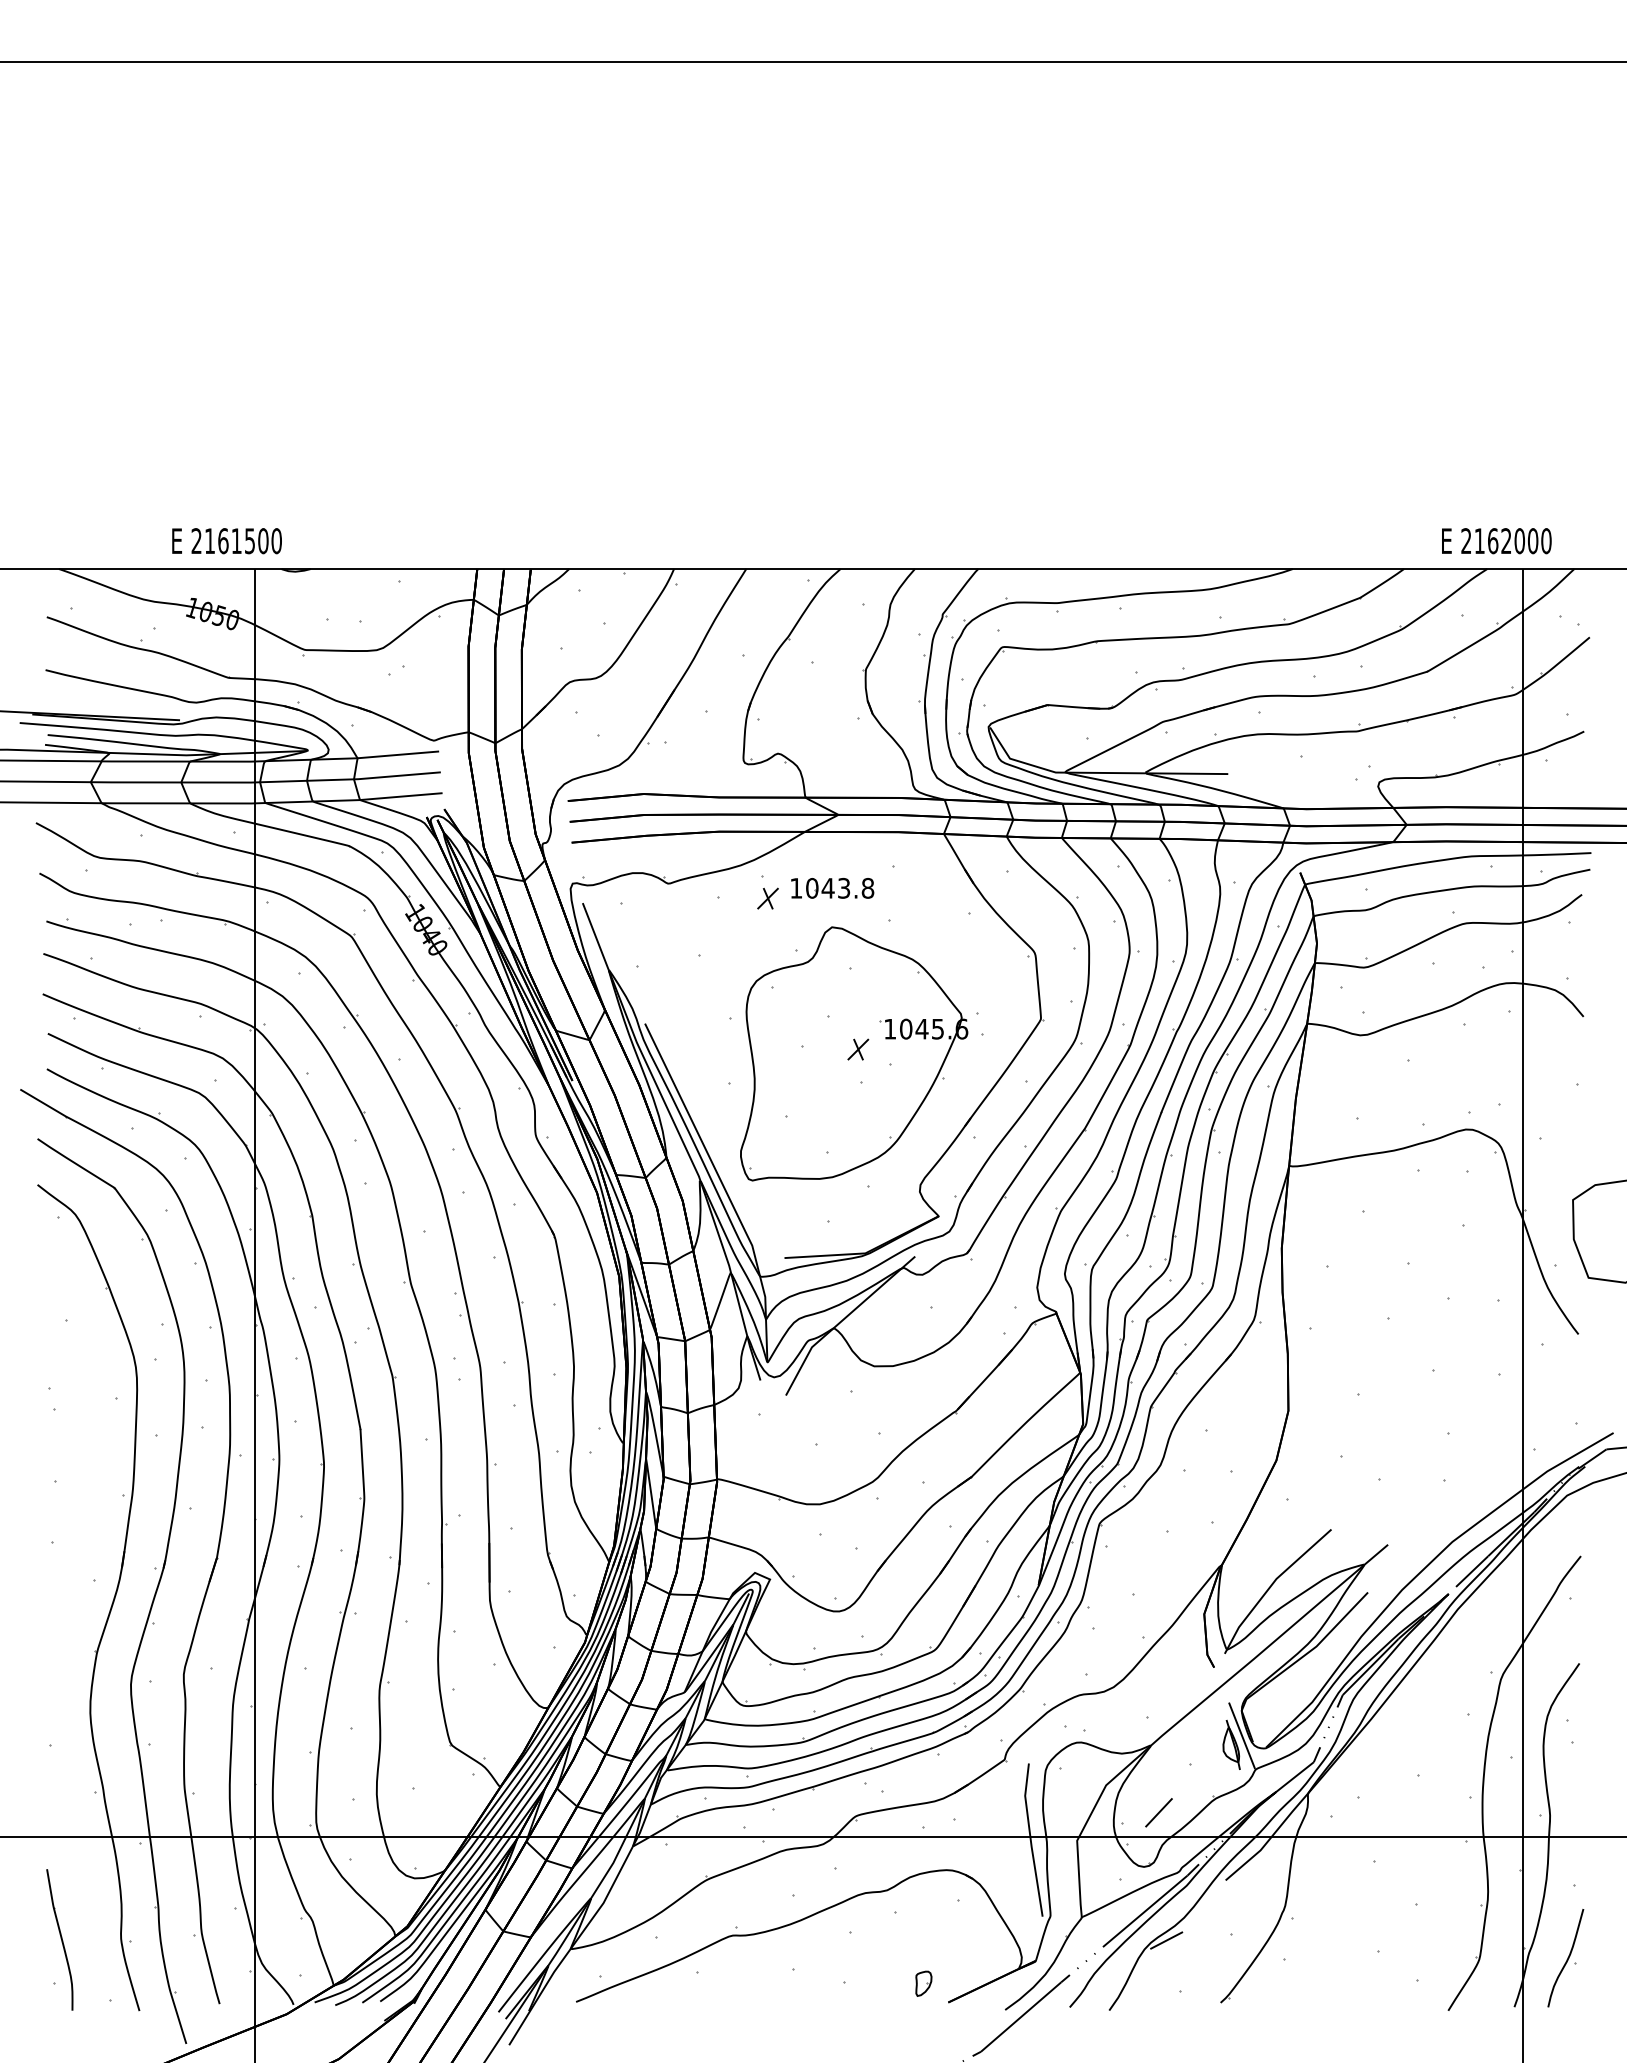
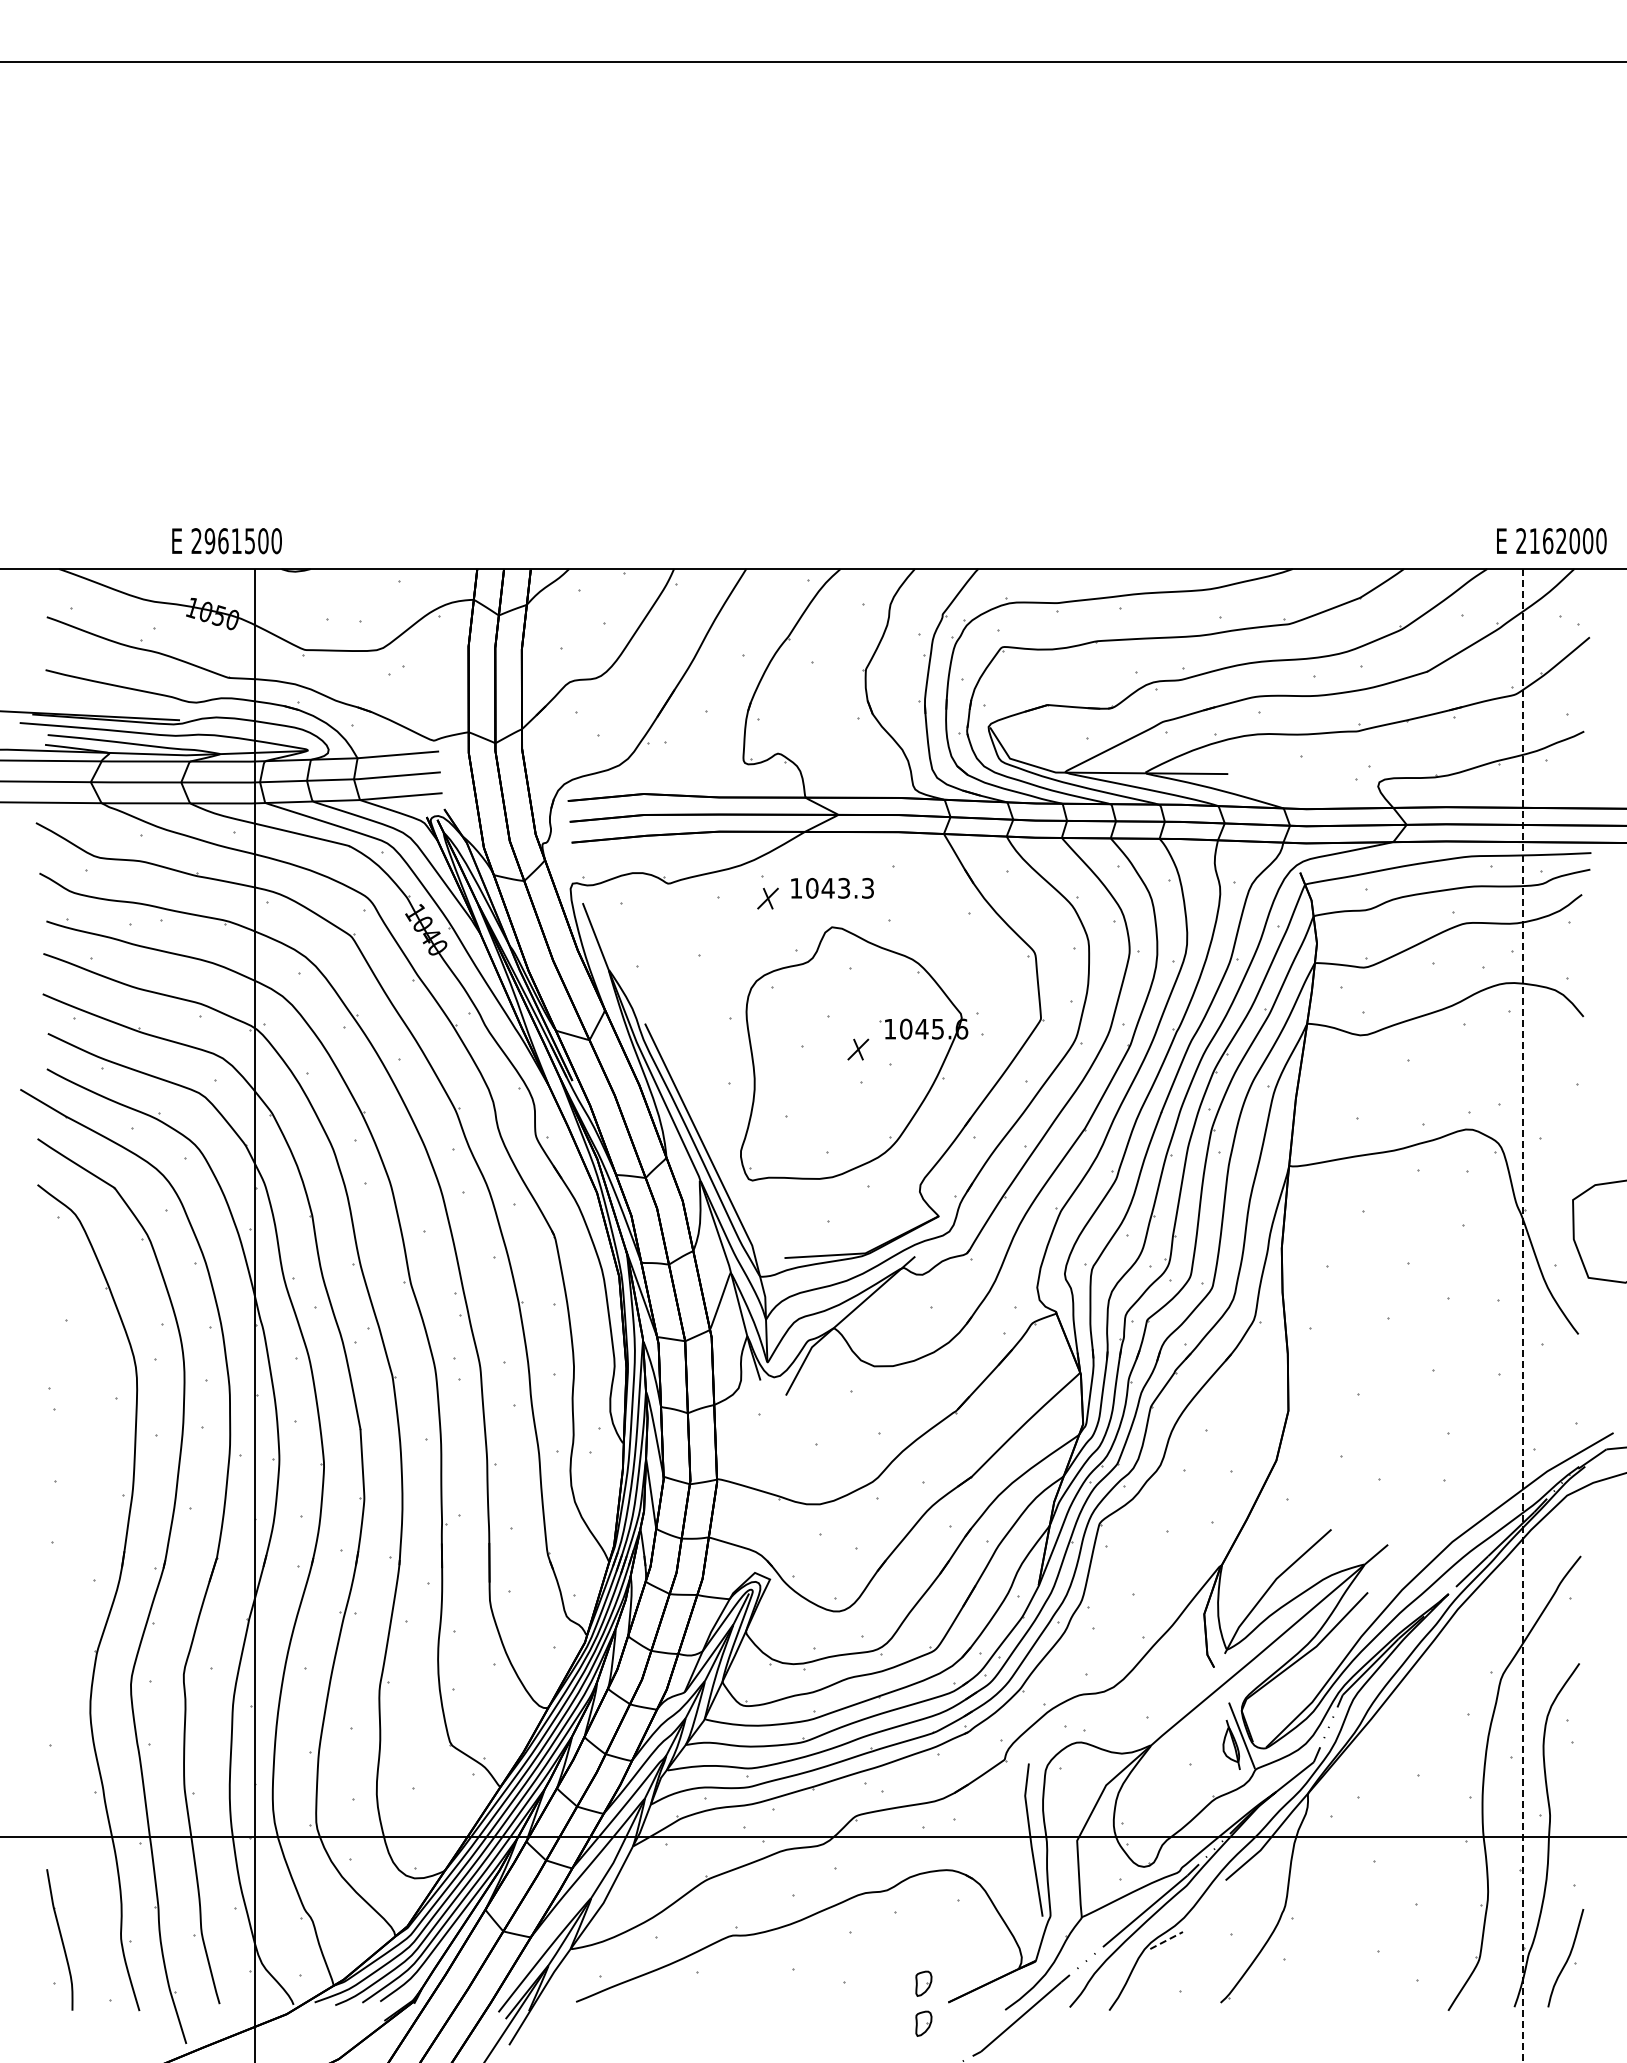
text: 2161500 -> 2961500 (209, 541)
text position: (1496, 541) -> (1551, 541) (1551, 541)
text: 1043.8 -> 1043.3 (867, 888)
line: solid -> dashed (1522, 1316)
line: present -> none (1158, 1812)
line: solid -> dashed (1167, 1940)
part: none -> present (923, 2023)
